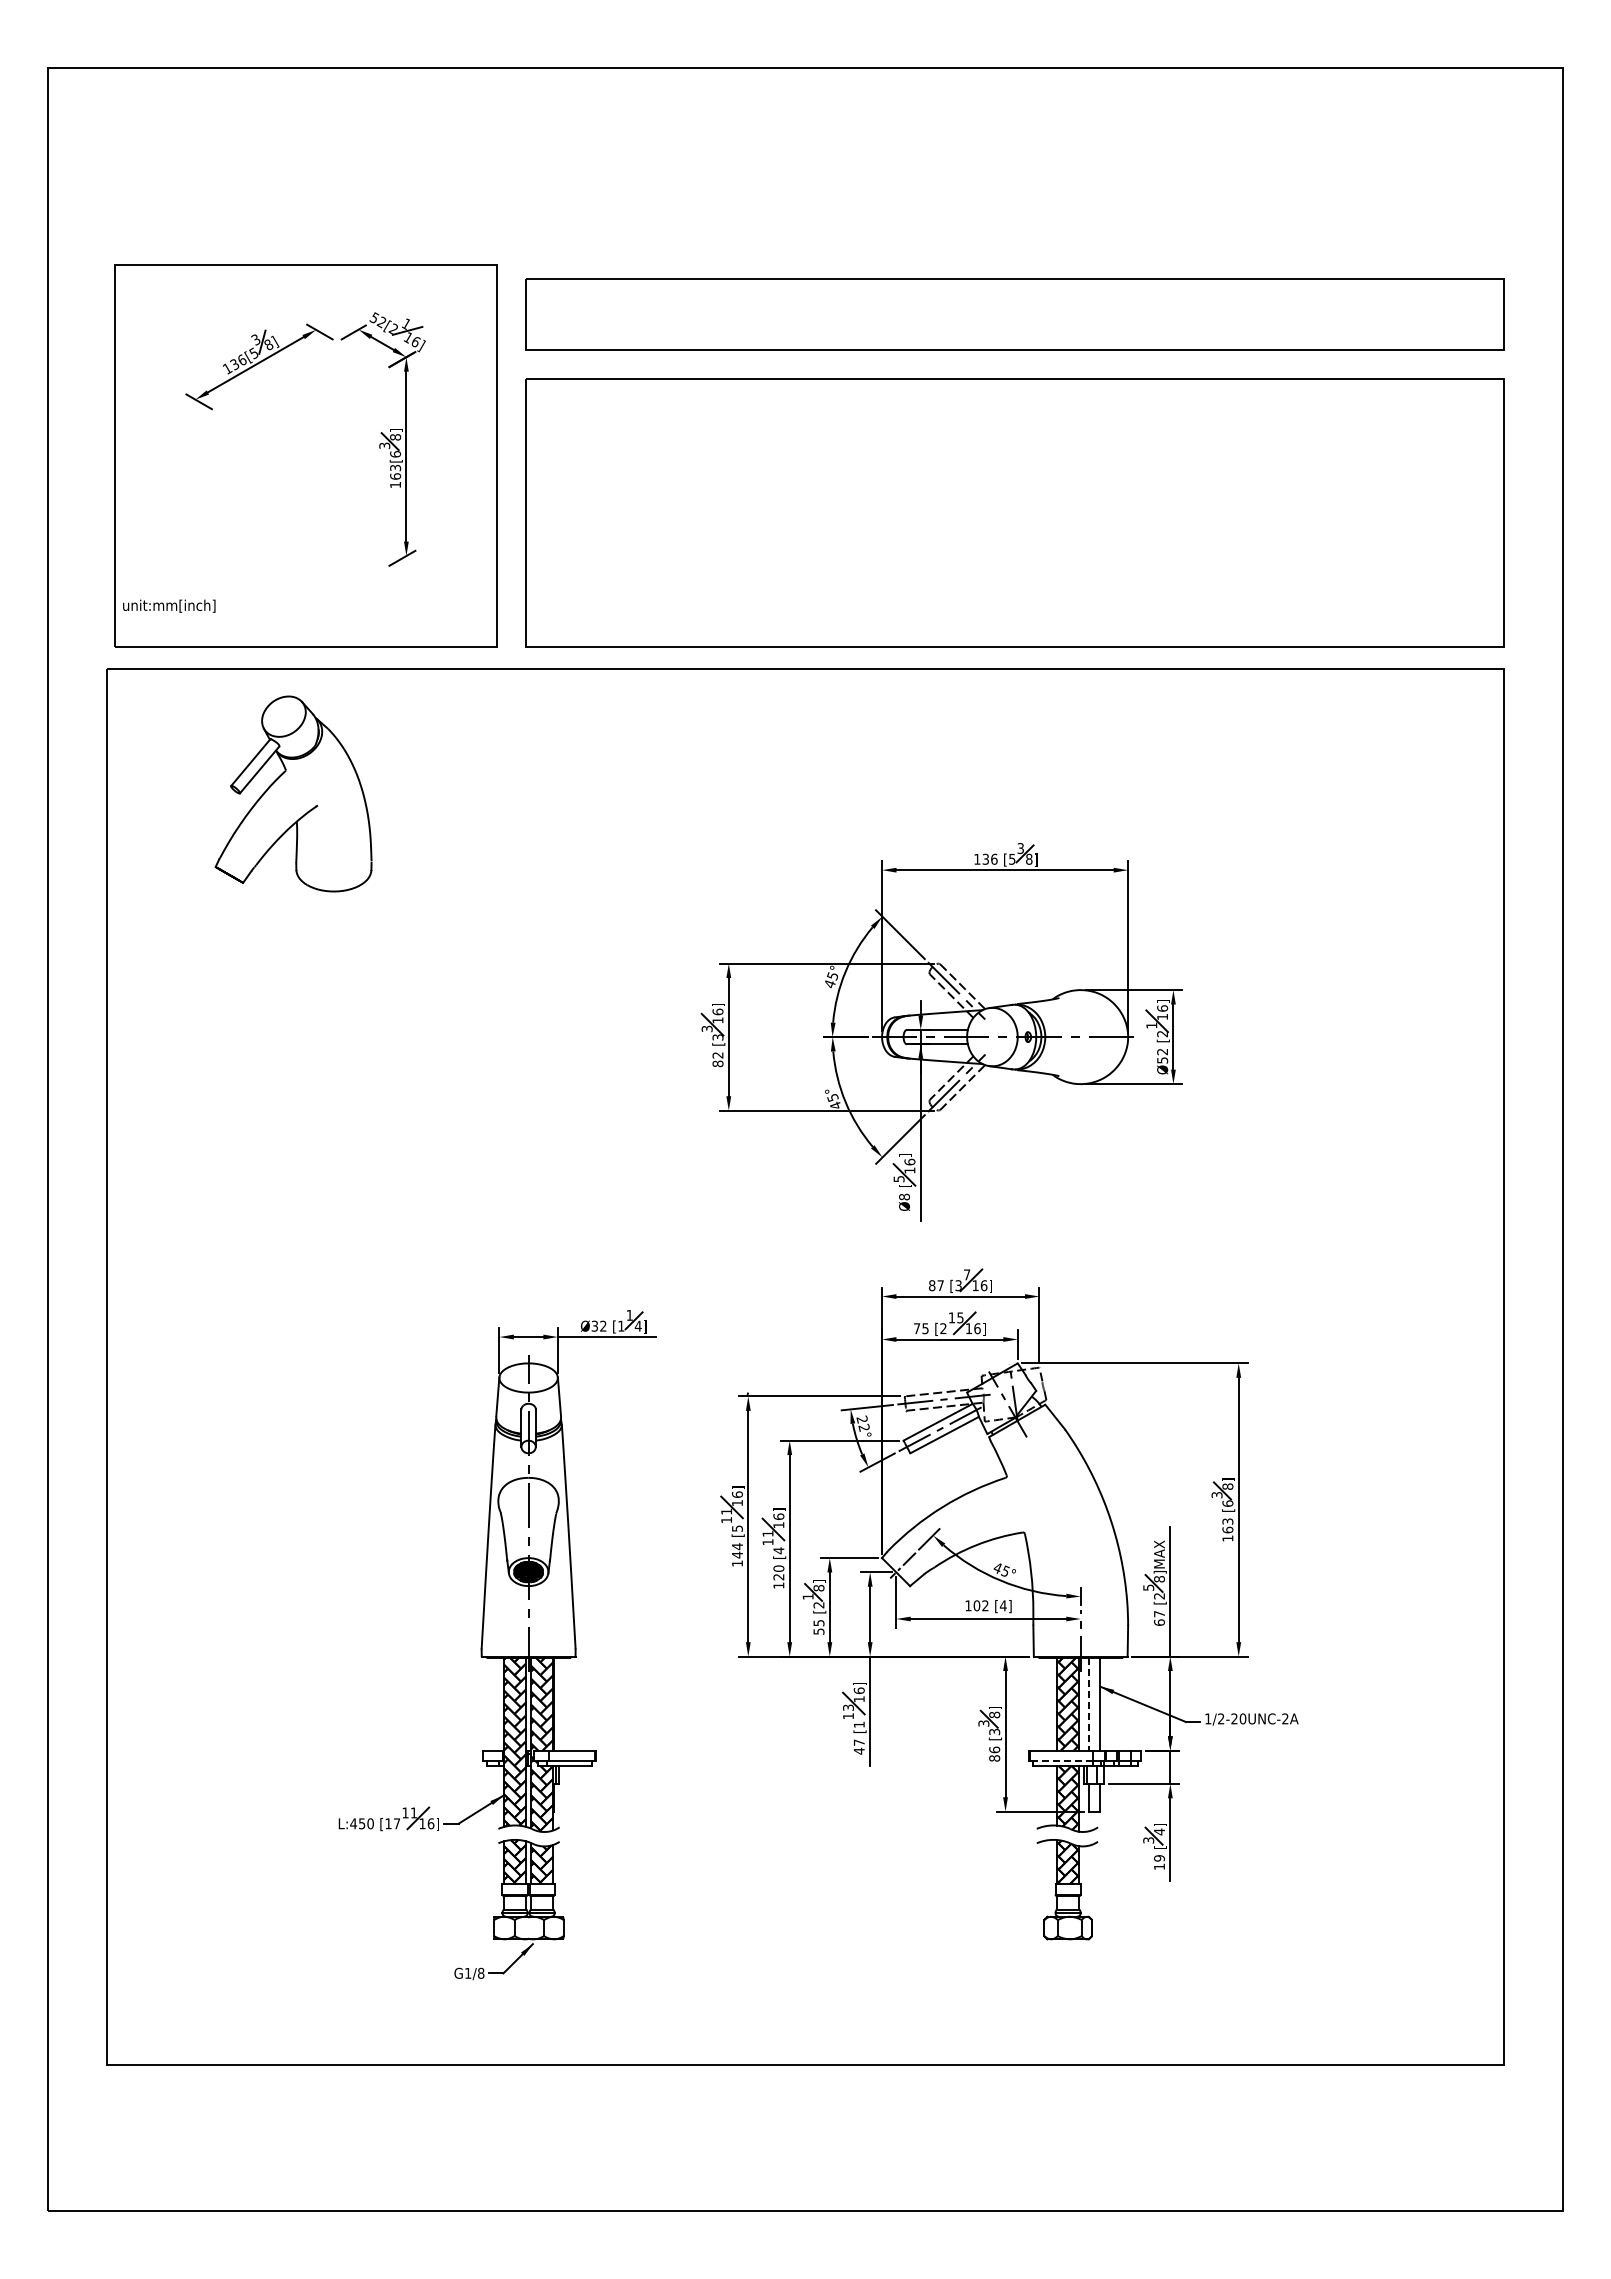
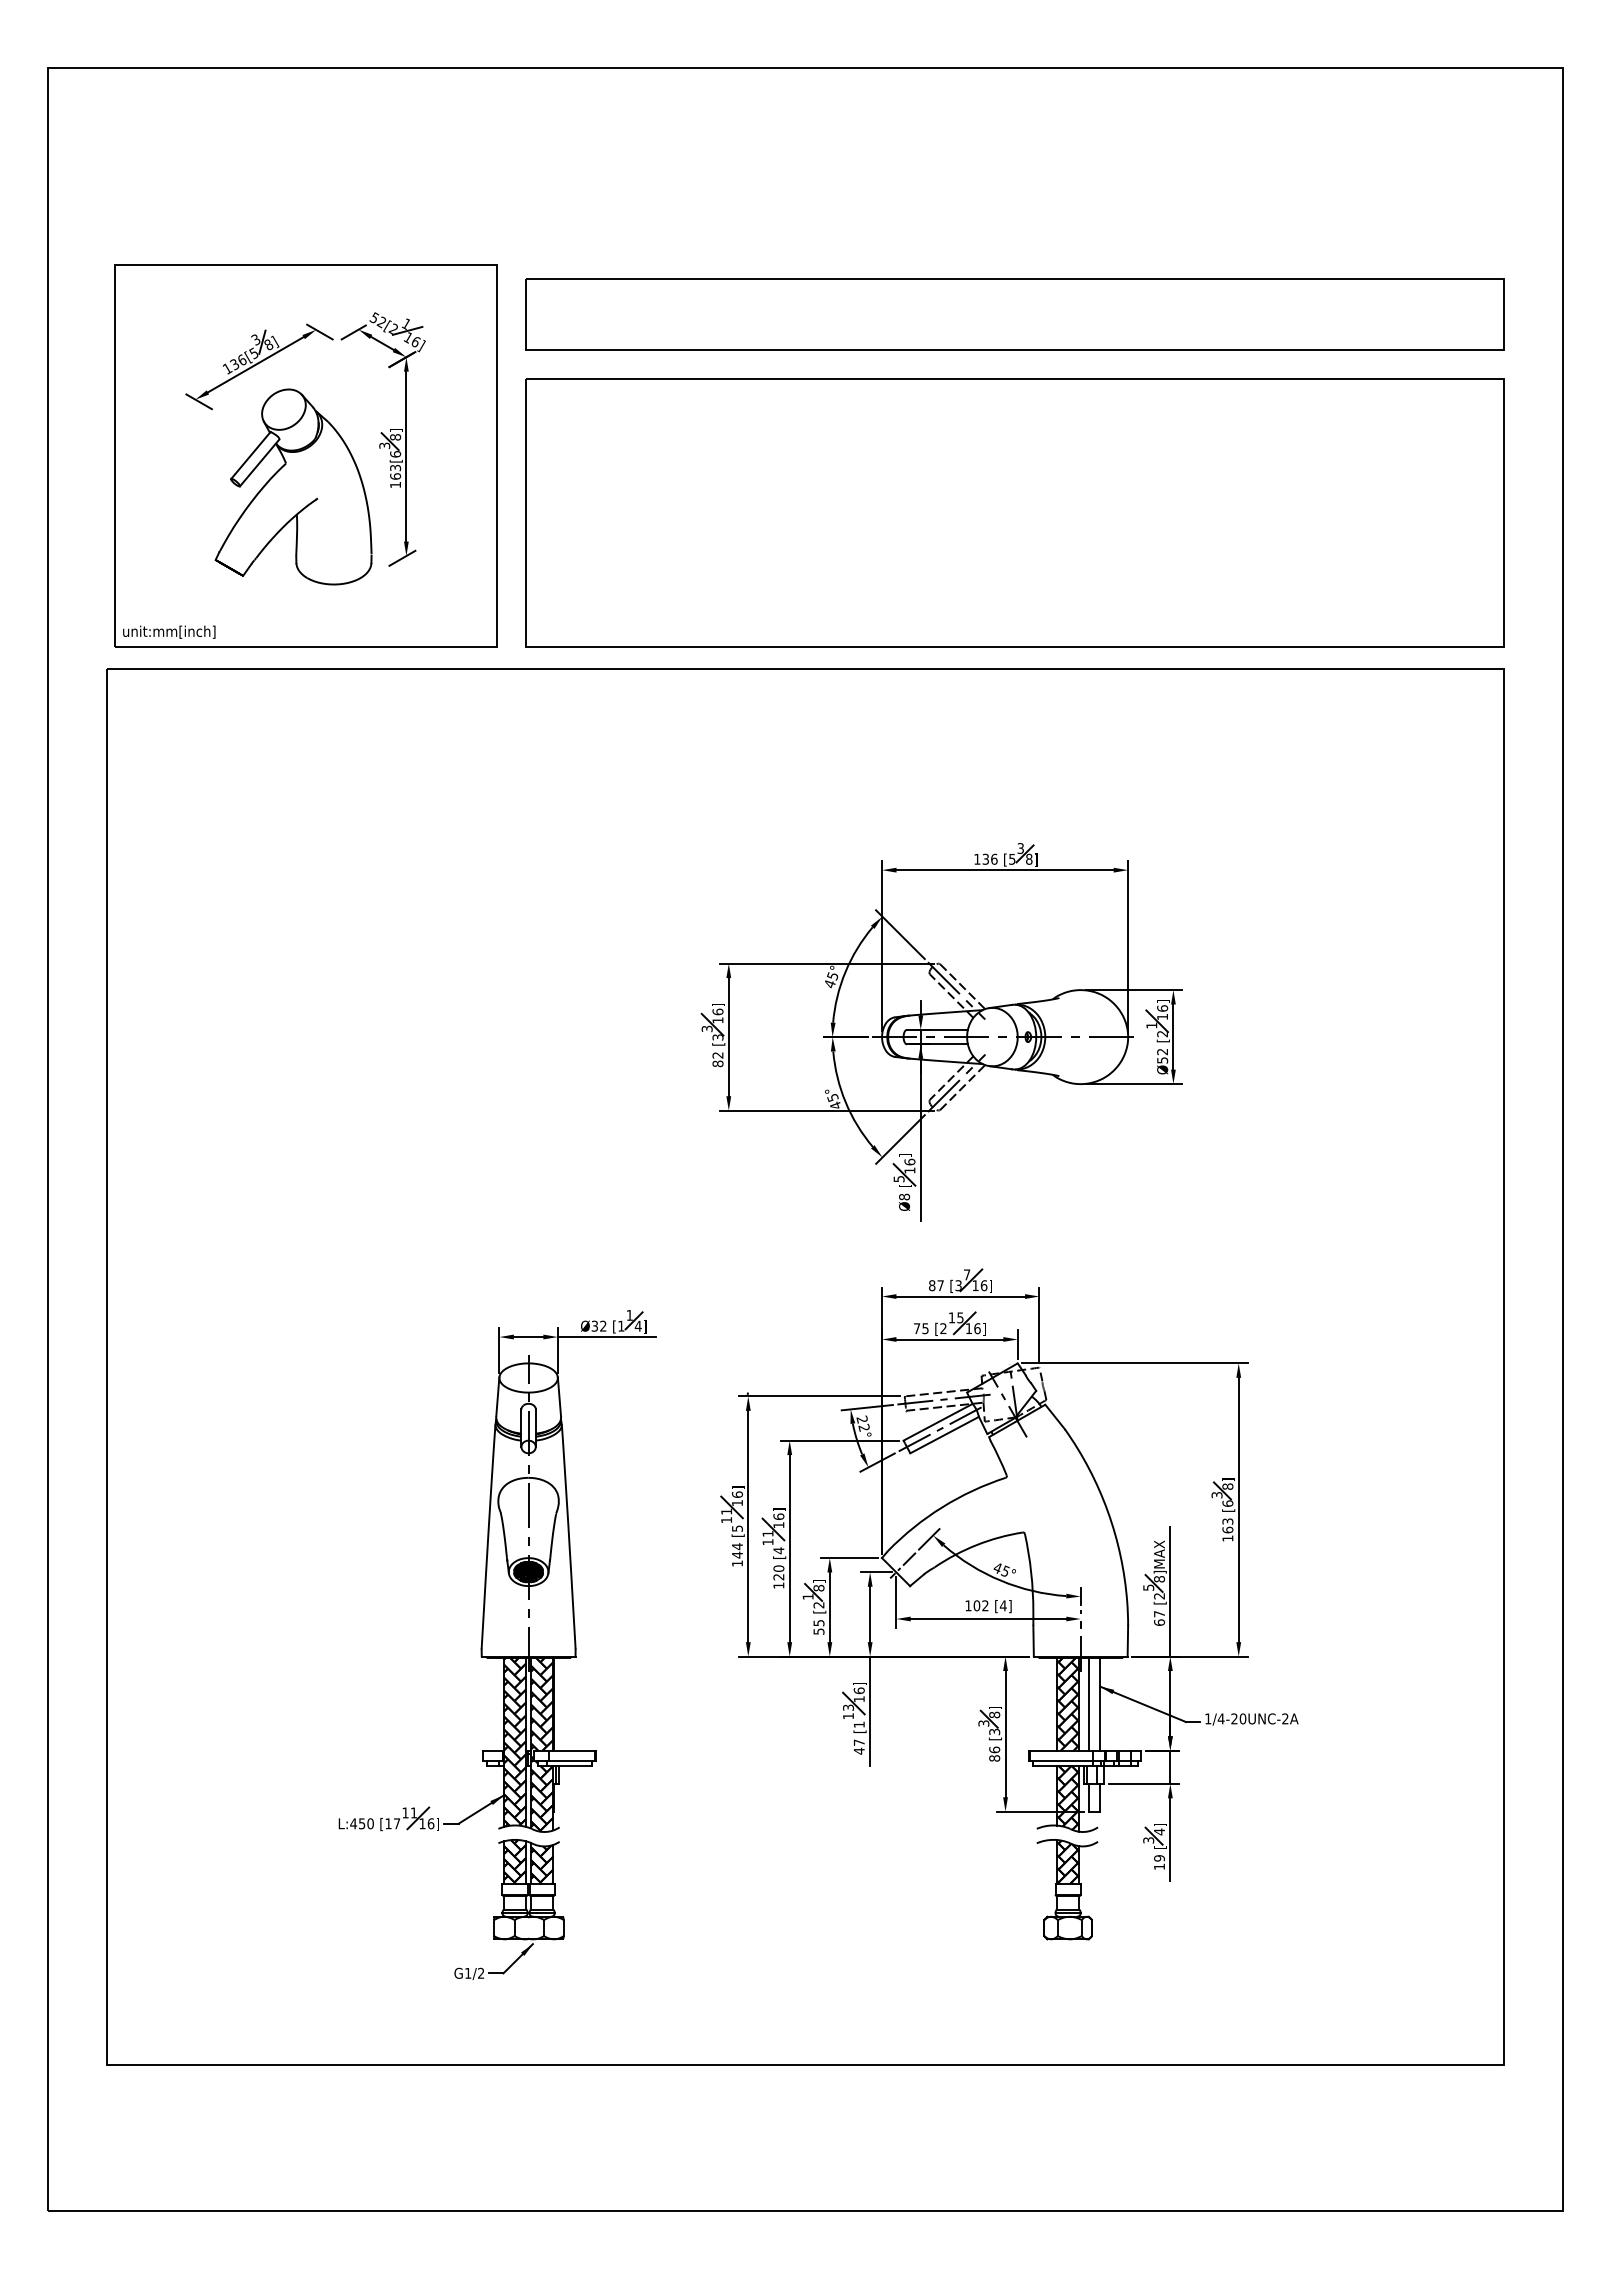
text position: (169, 605) -> (169, 631) (169, 631)
part position: (293, 793) -> (293, 486) (293, 486)
line: dashed -> solid (1088, 1704)
text: 1/2-20UNC-2A -> 1/4-20UNC-2A (1220, 1718)
line: dashed -> solid (1060, 1761)
text: G1/8 -> G1/2 (481, 1973)
